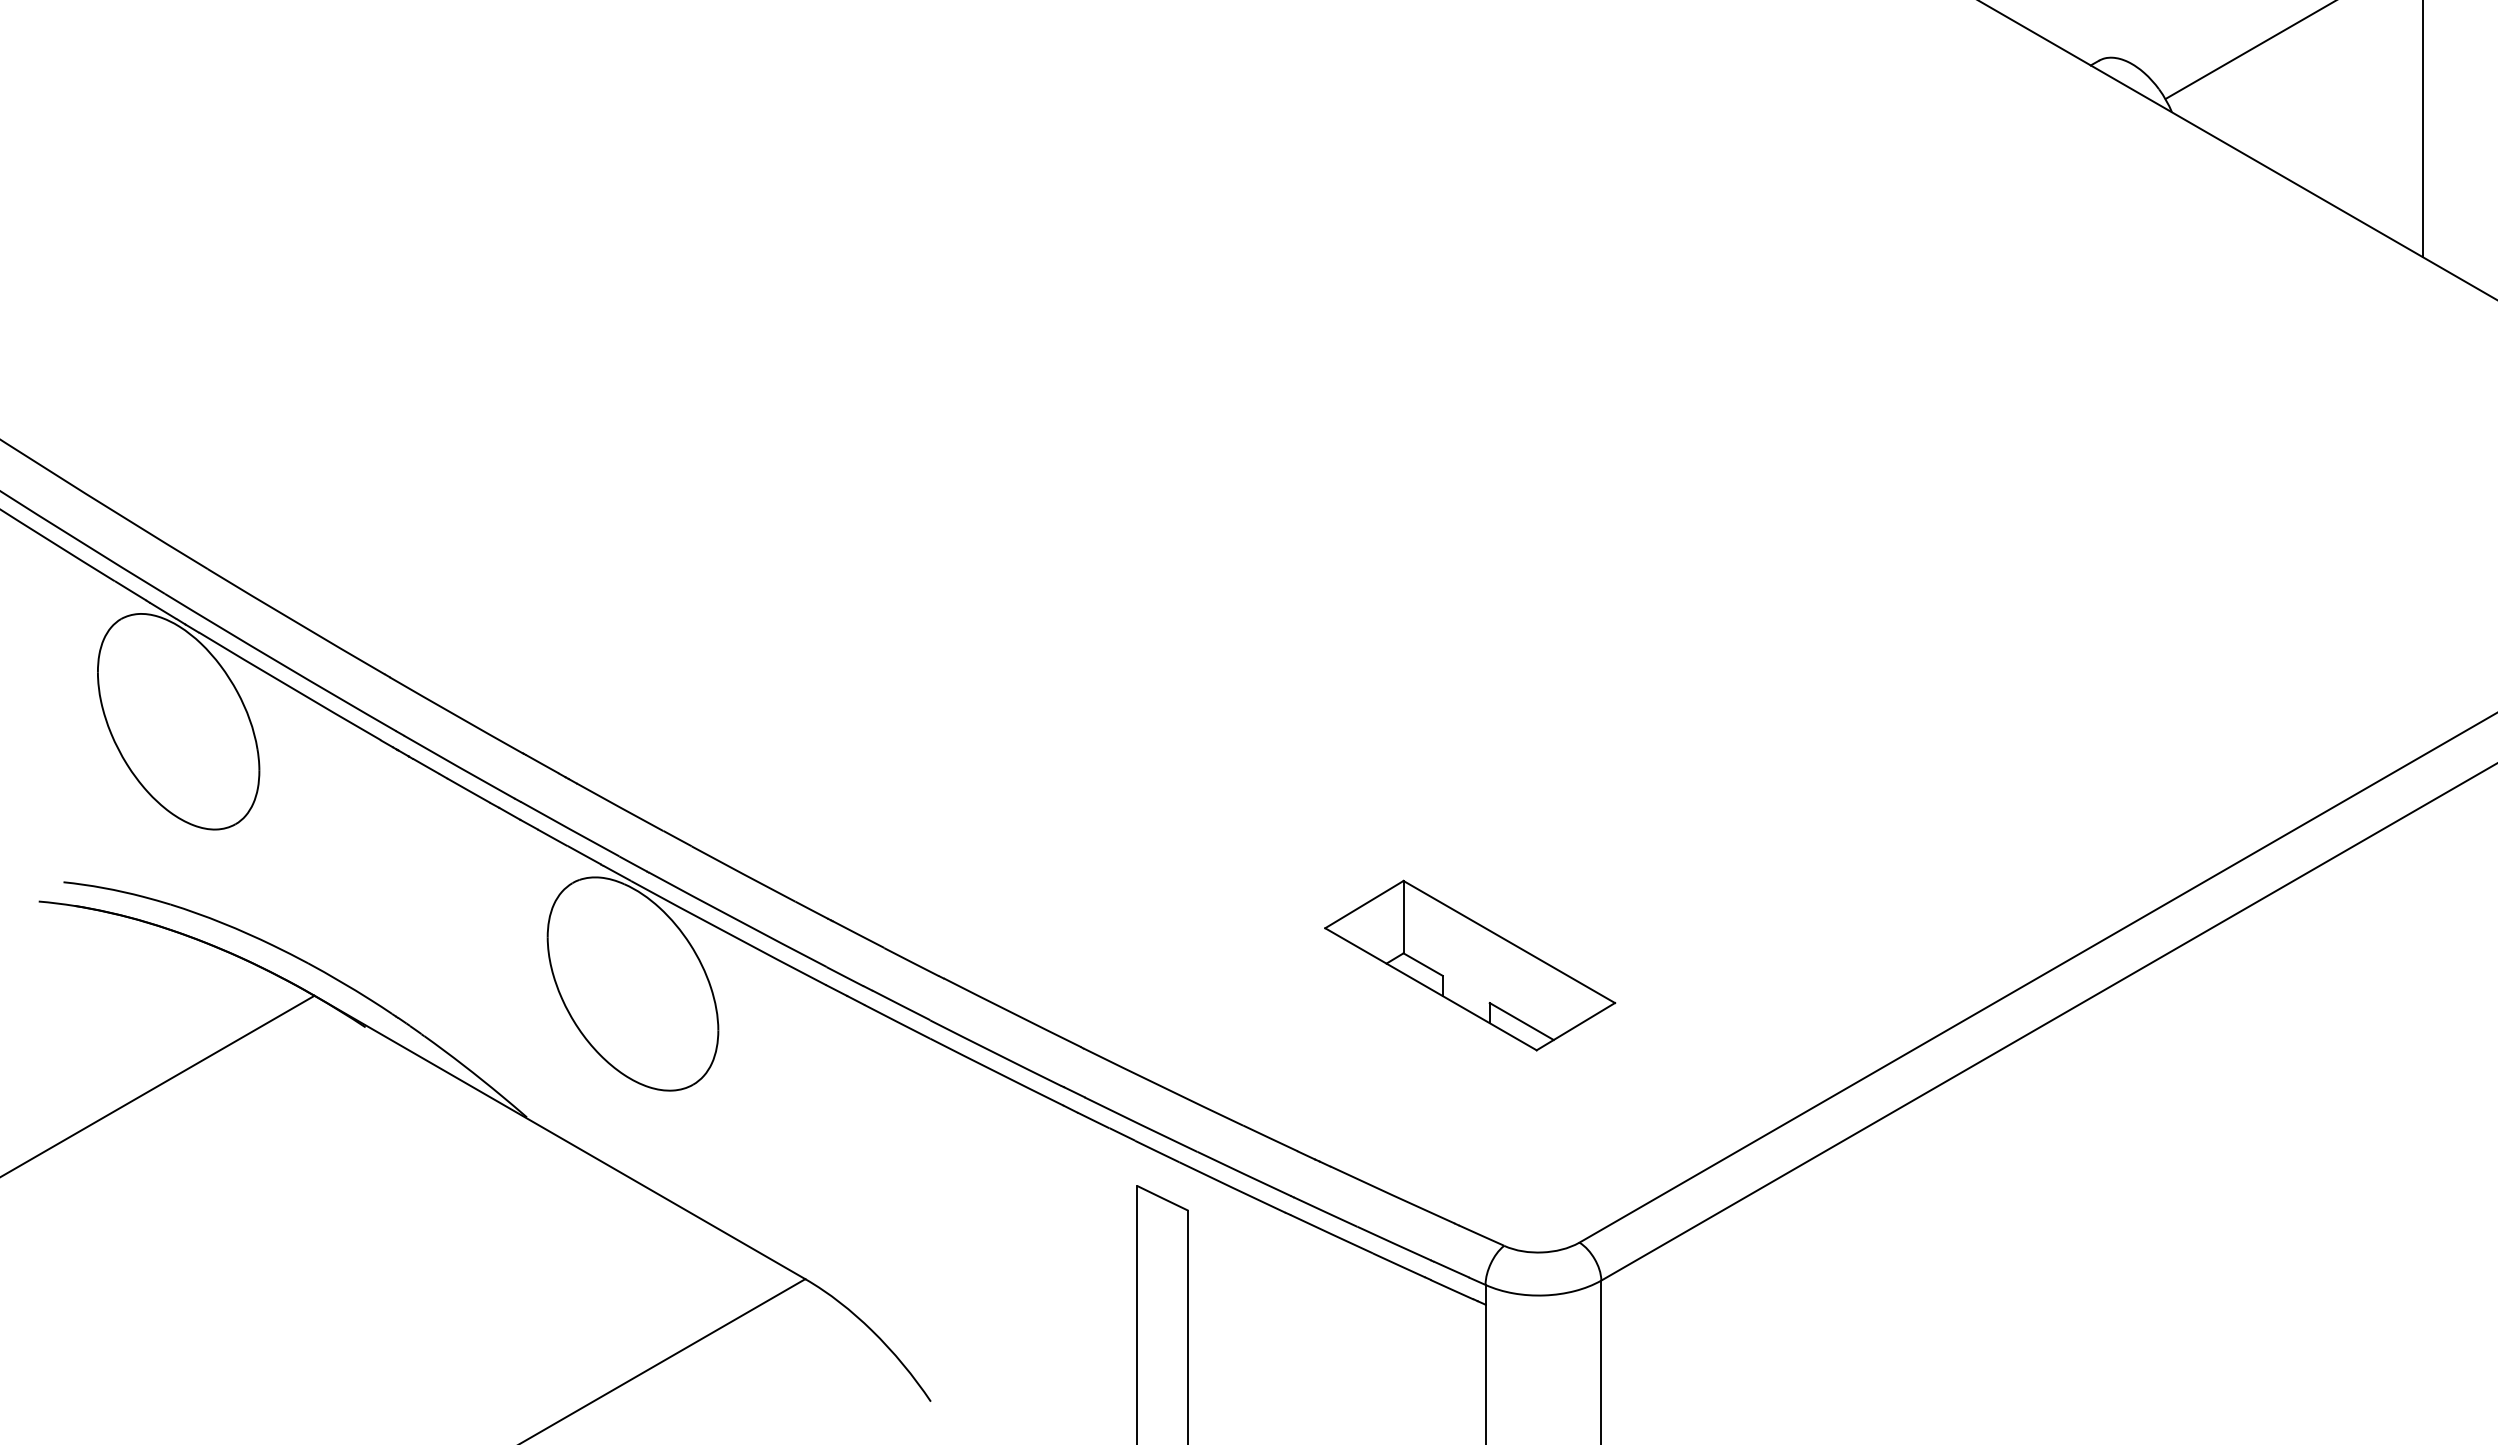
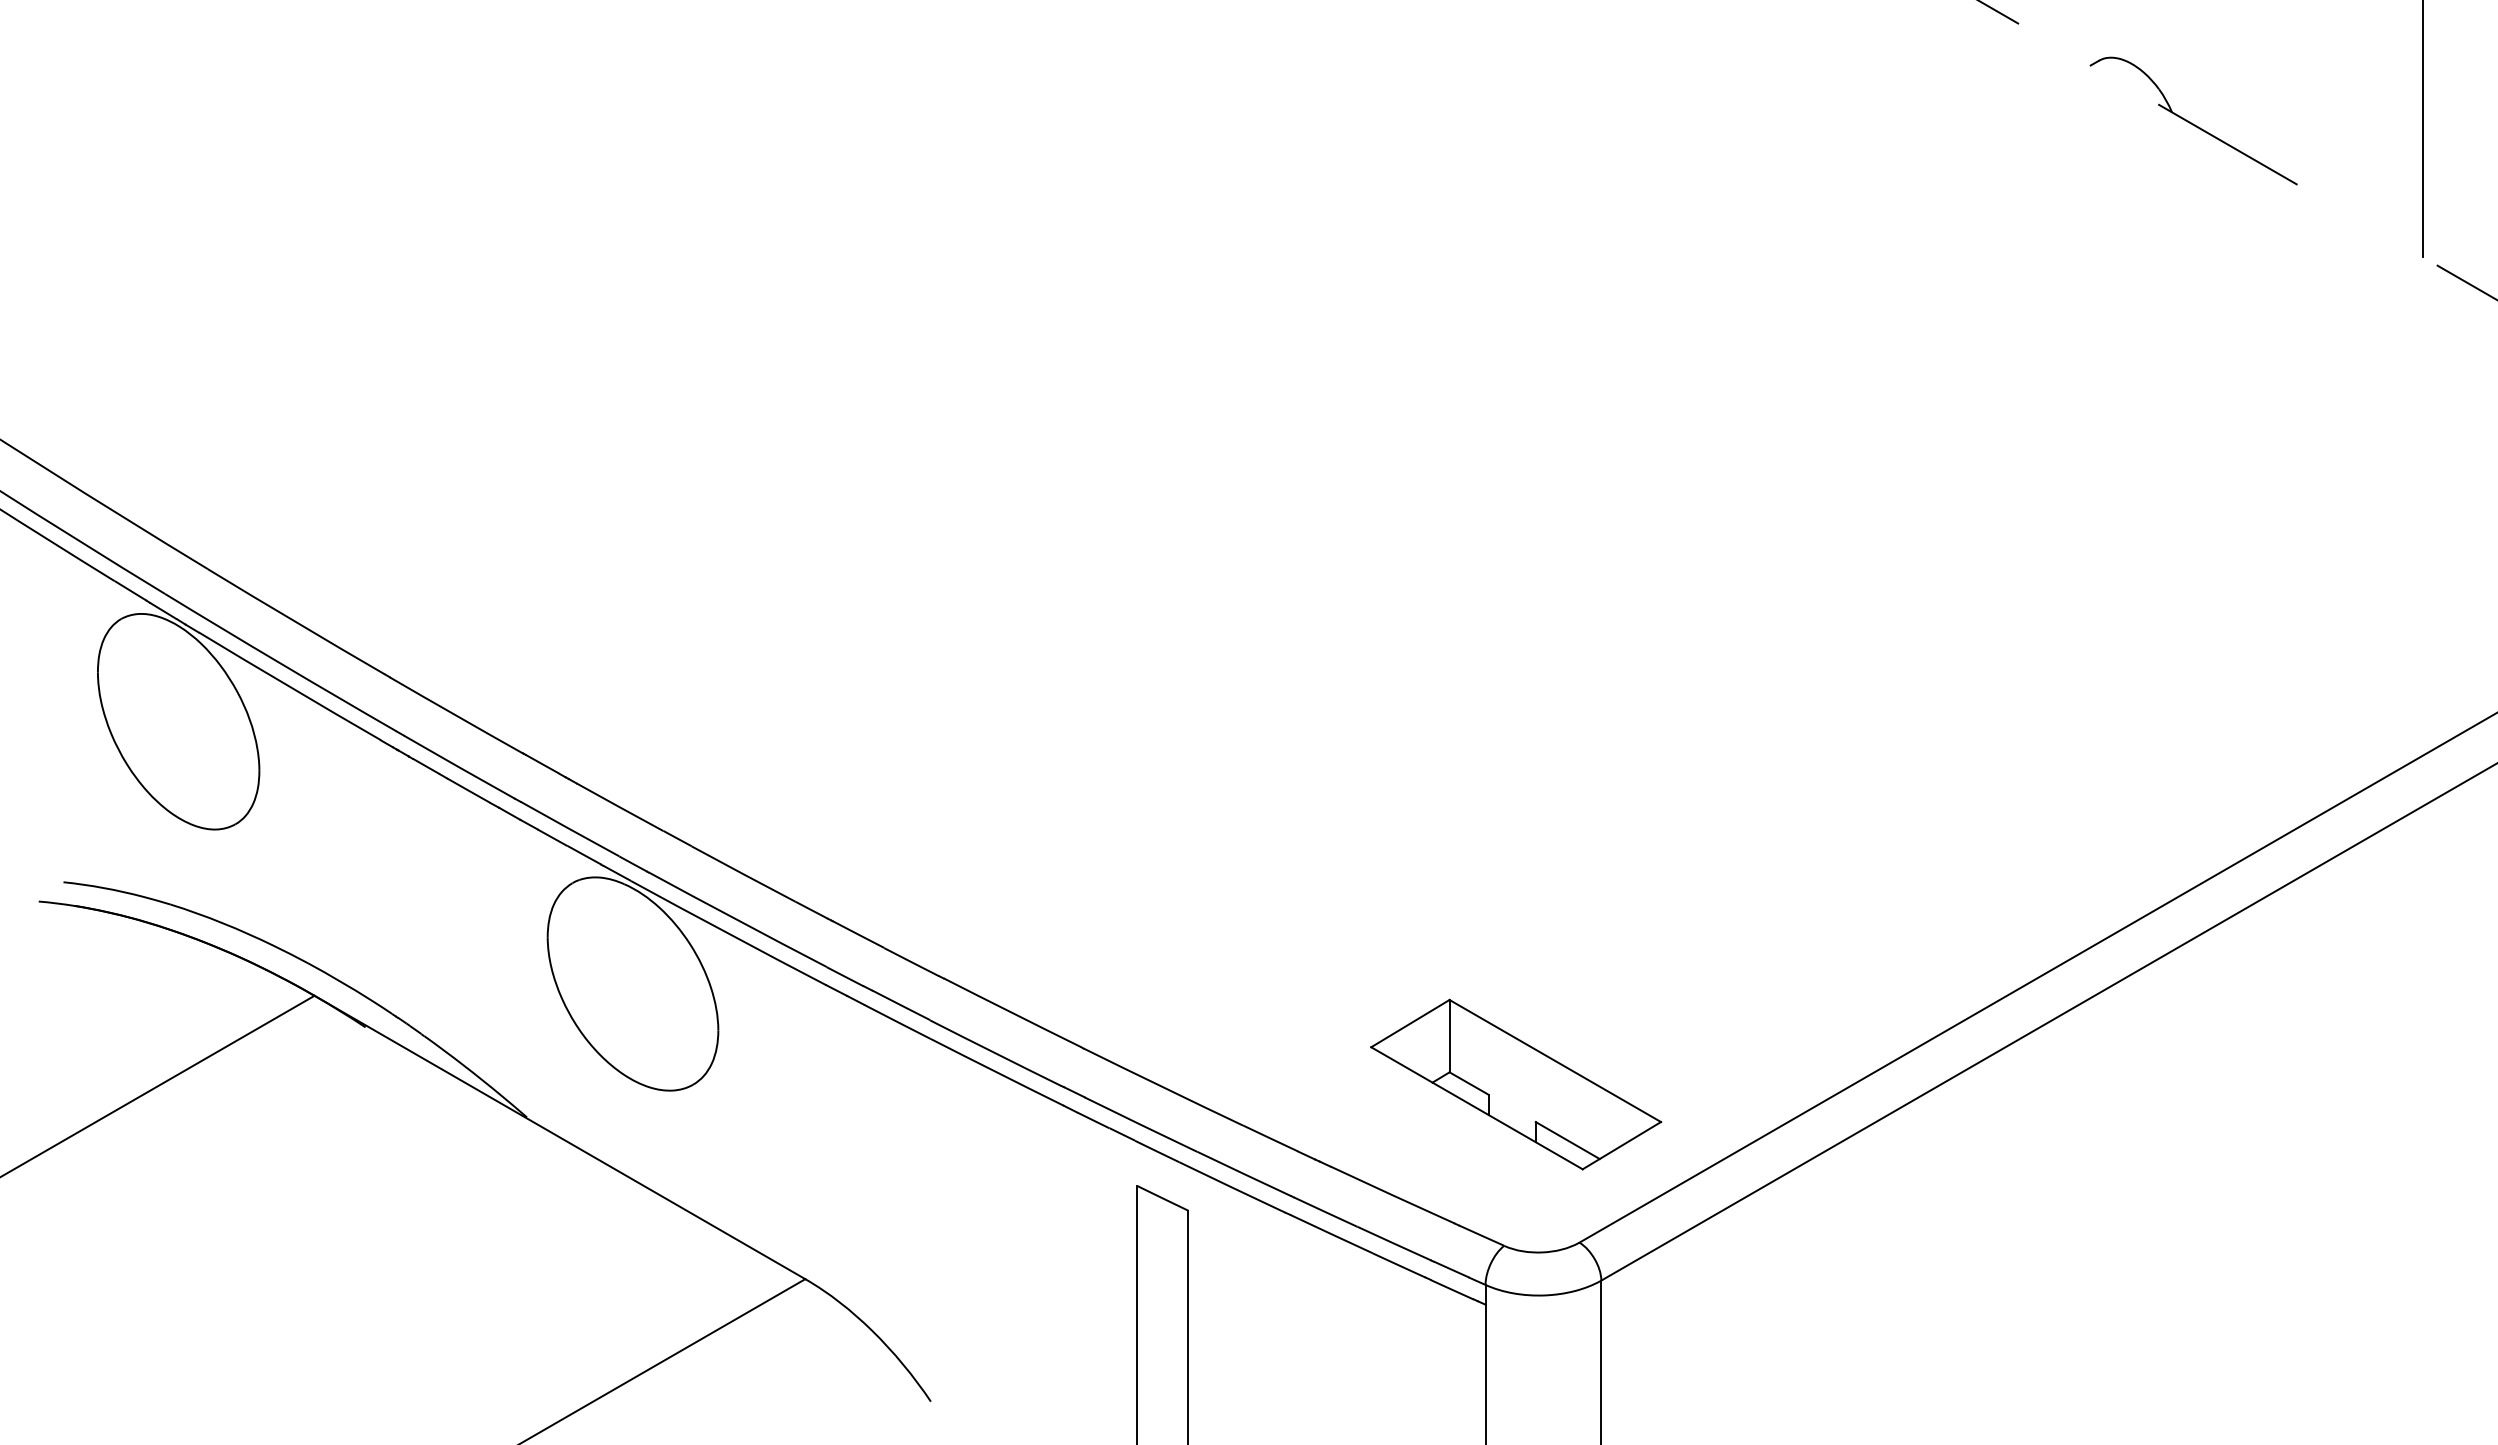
line: present -> none (2248, 50)
line: solid -> dashed (2237, 149)
part position: (1470, 965) -> (1516, 1084) (1516, 1084)
